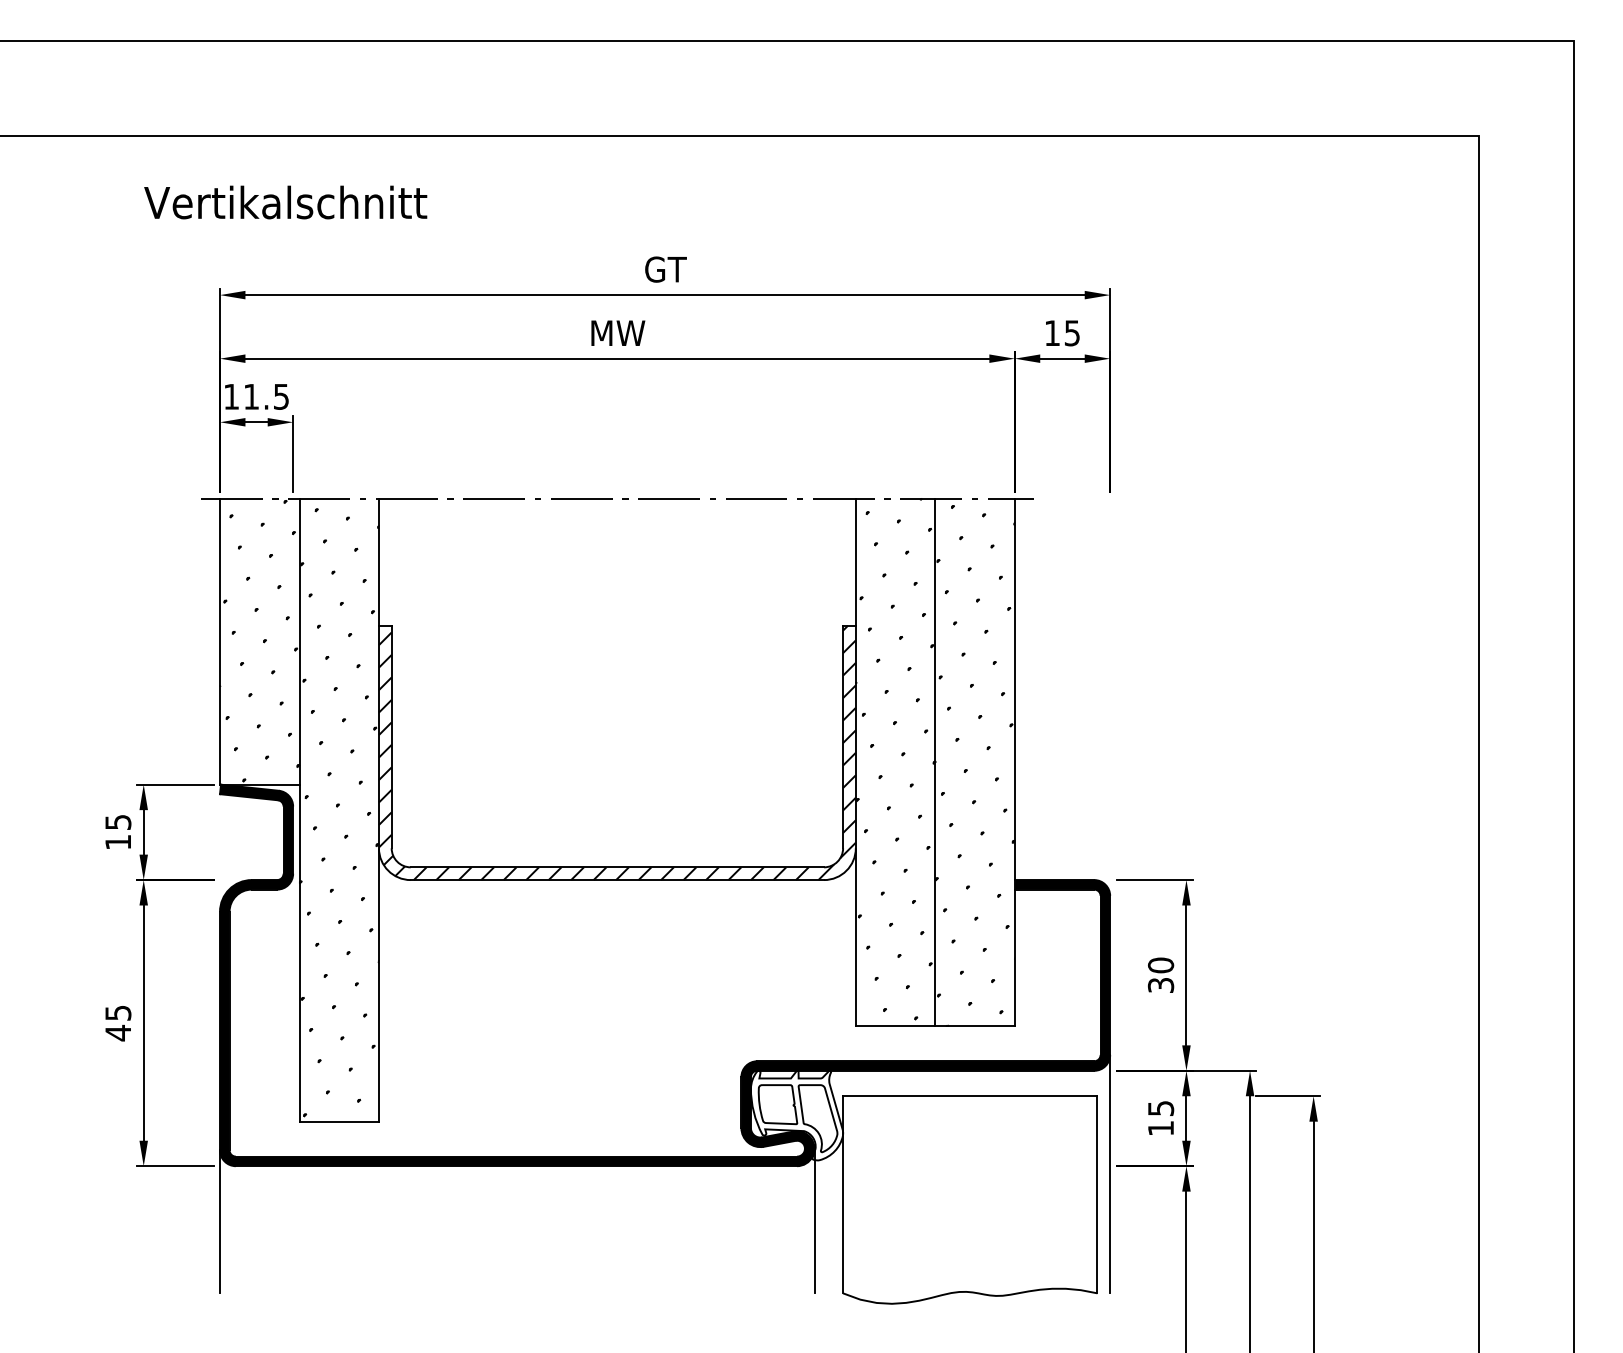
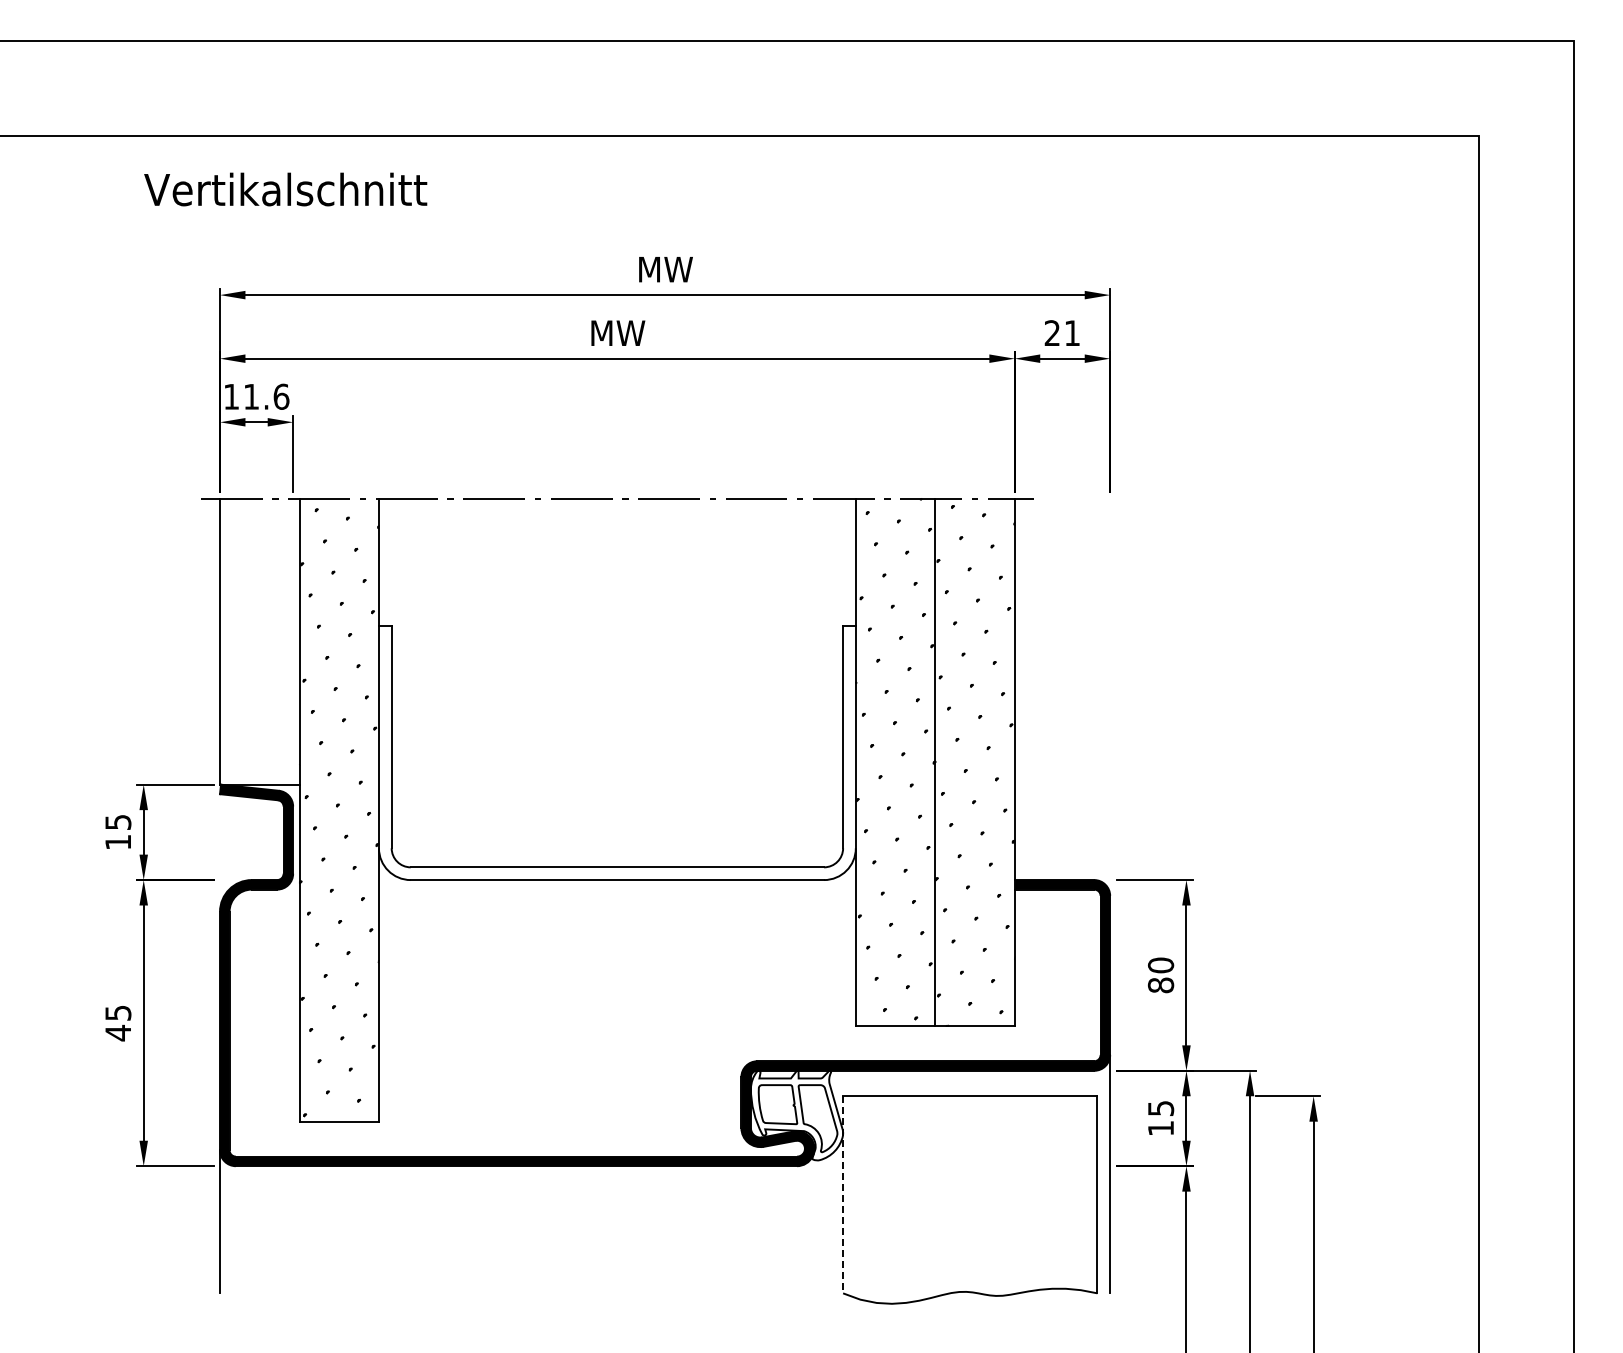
text position: (285, 202) -> (285, 189) (285, 189)
text: GT -> MW (665, 269)
text: 15 -> 21 (1061, 333)
text: 11.5 -> 11.6 (281, 396)
hatch: present -> none (259, 641)
hatch: present -> none (616, 752)
text: 30 -> 80 (1161, 985)
line: solid -> dashed (843, 1194)
line: present -> none (814, 1220)
